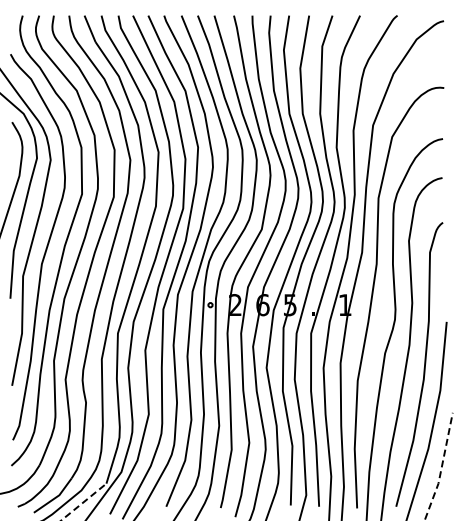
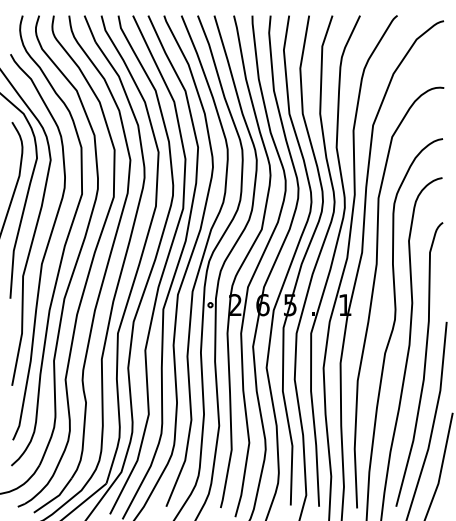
line: dashed -> solid (441, 468)
line: dashed -> solid (84, 501)
